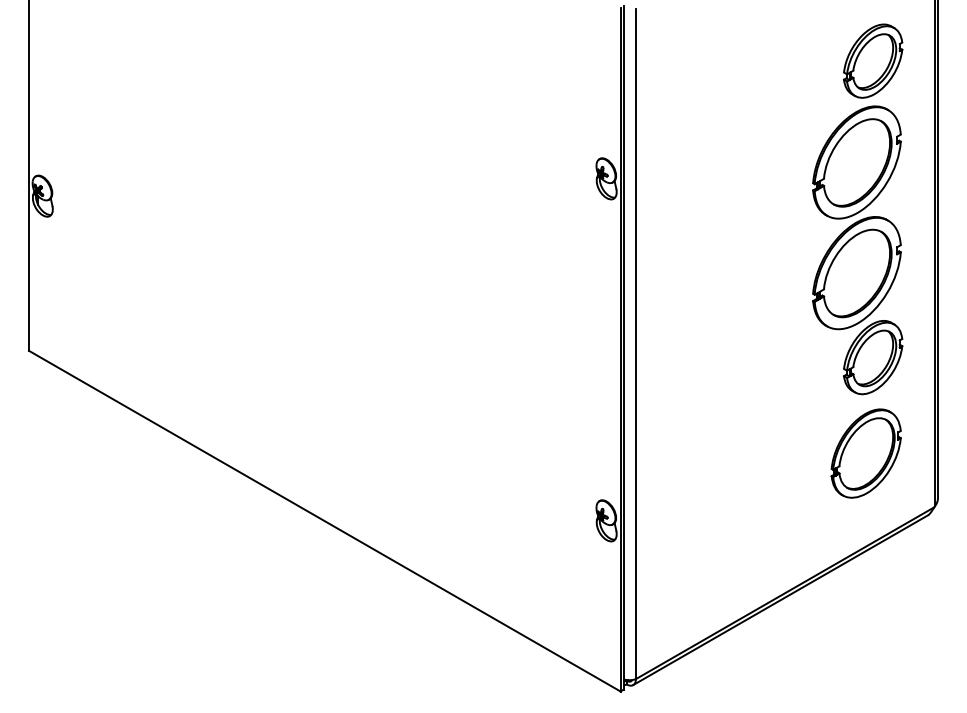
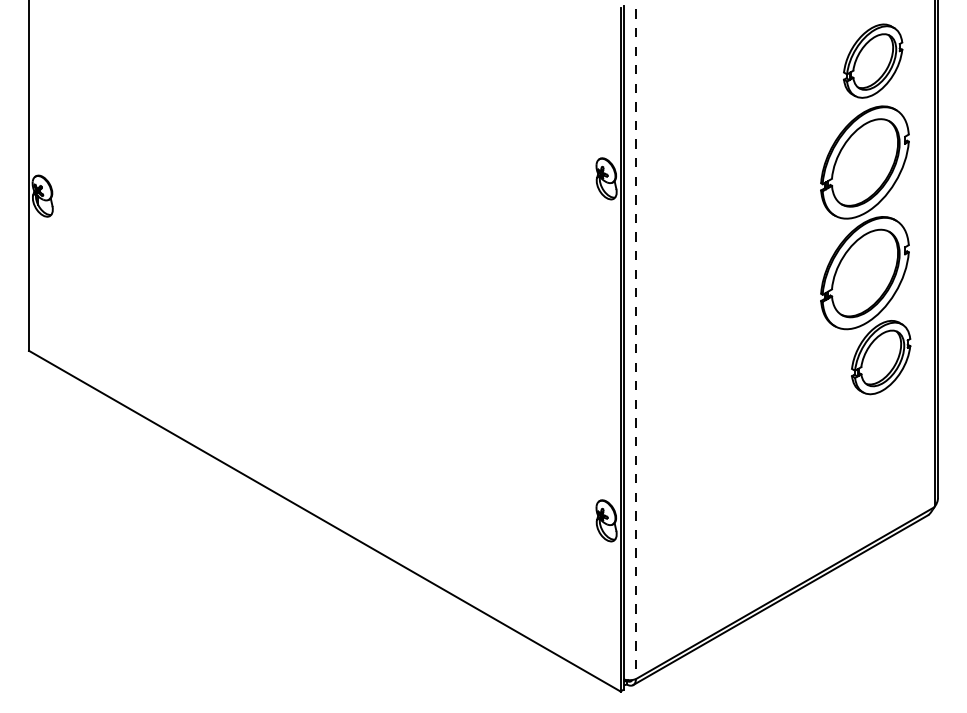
part position: (857, 250) -> (865, 250) (865, 250)
line: solid -> dashed (635, 344)
part: present -> none (865, 453)
